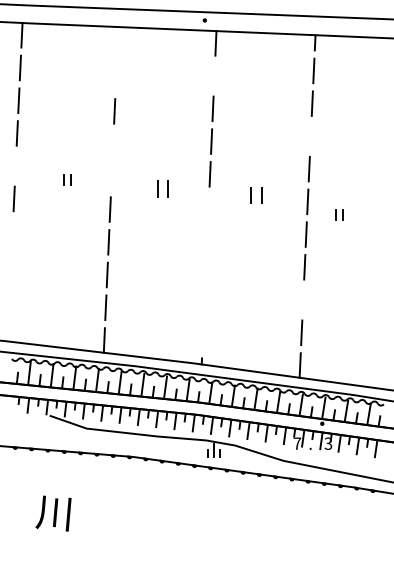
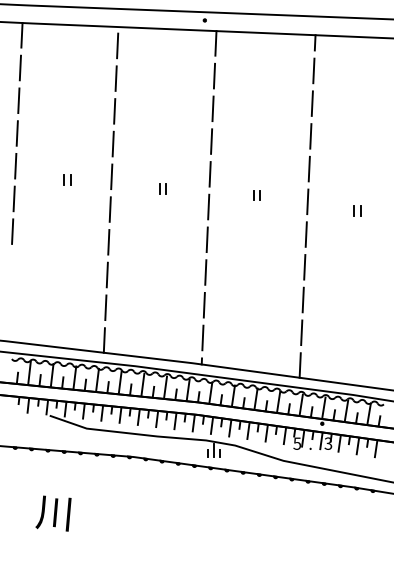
line: none -> present (117, 45)
line: none -> present (214, 75)
line: none -> present (115, 78)
line: none -> present (310, 136)
line: none -> present (112, 143)
line: none -> present (15, 165)
line: none -> present (111, 176)
part size: 12x18 px -> 8x12 px (162, 188)
part size: 13x17 px -> 8x11 px (256, 195)
line: none -> present (208, 206)
part position: (339, 214) -> (357, 210) (357, 210)
line: none -> present (12, 231)
line: none -> present (206, 239)
line: none -> present (205, 272)
line: none -> present (302, 299)
line: none -> present (203, 304)
line: none -> present (202, 337)
text: 7 -> 5 (297, 443)
